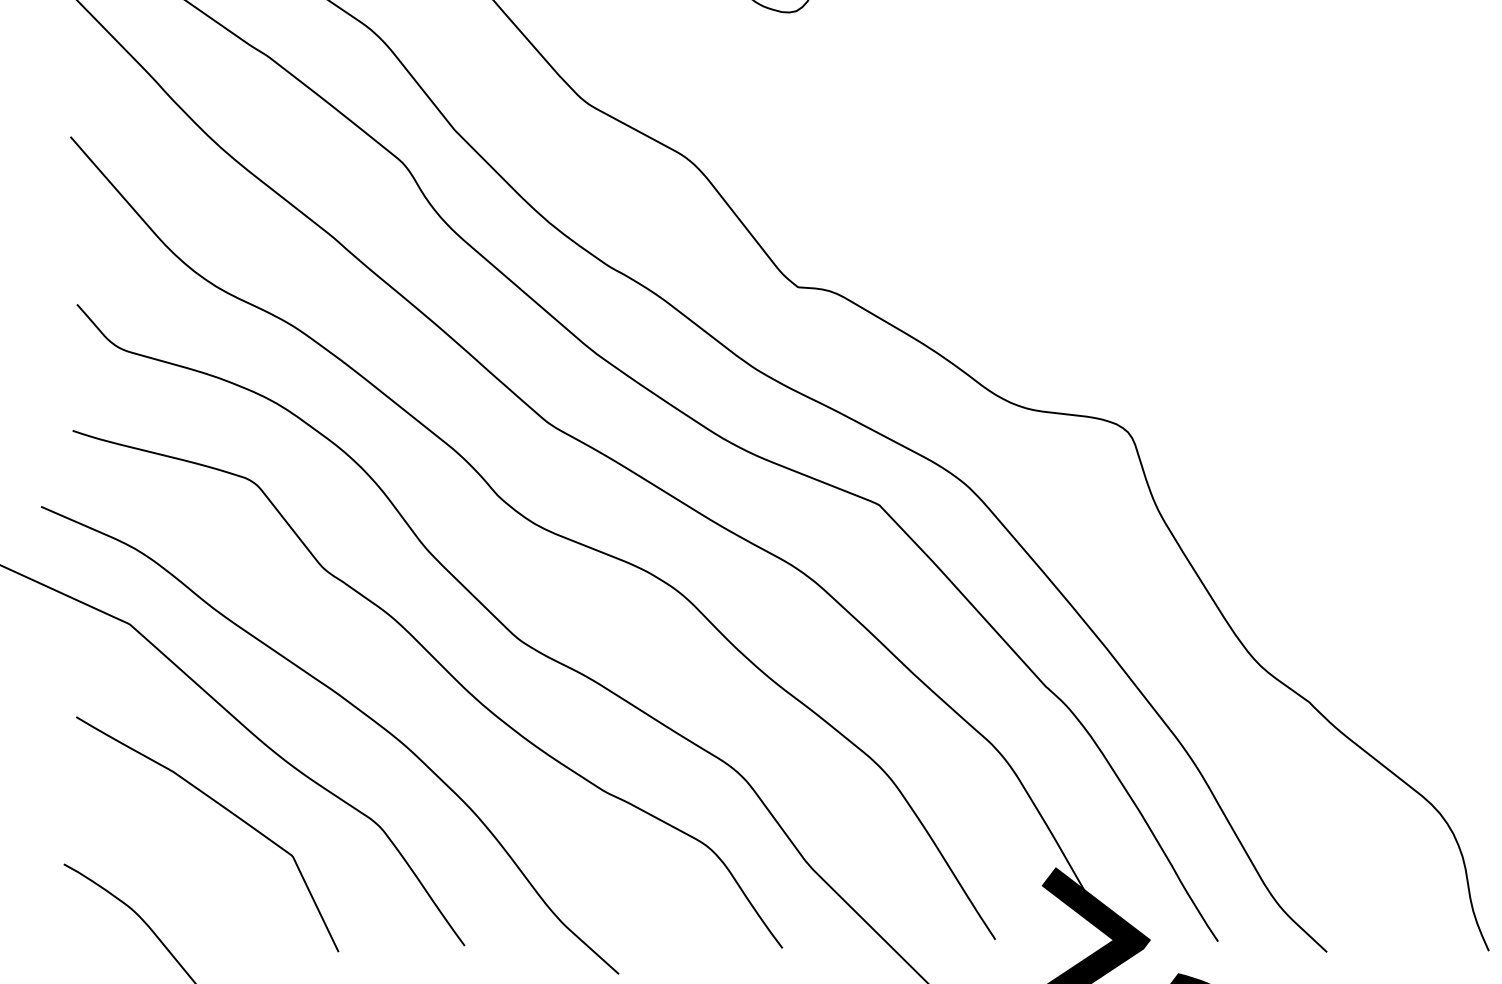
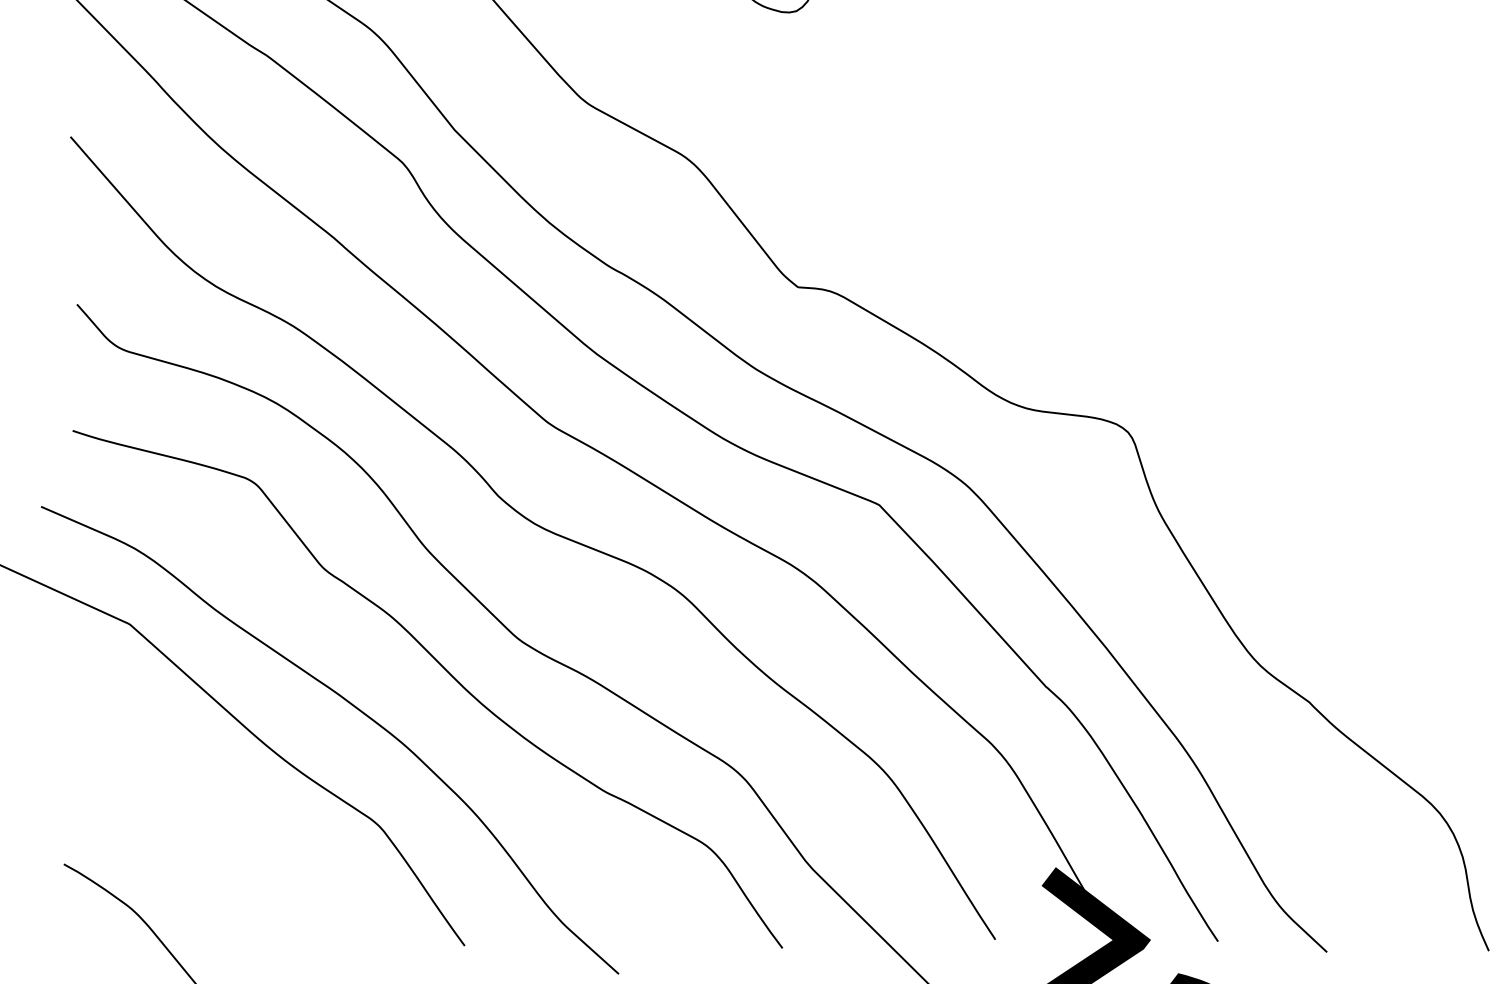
curve: present -> none (223, 808)
